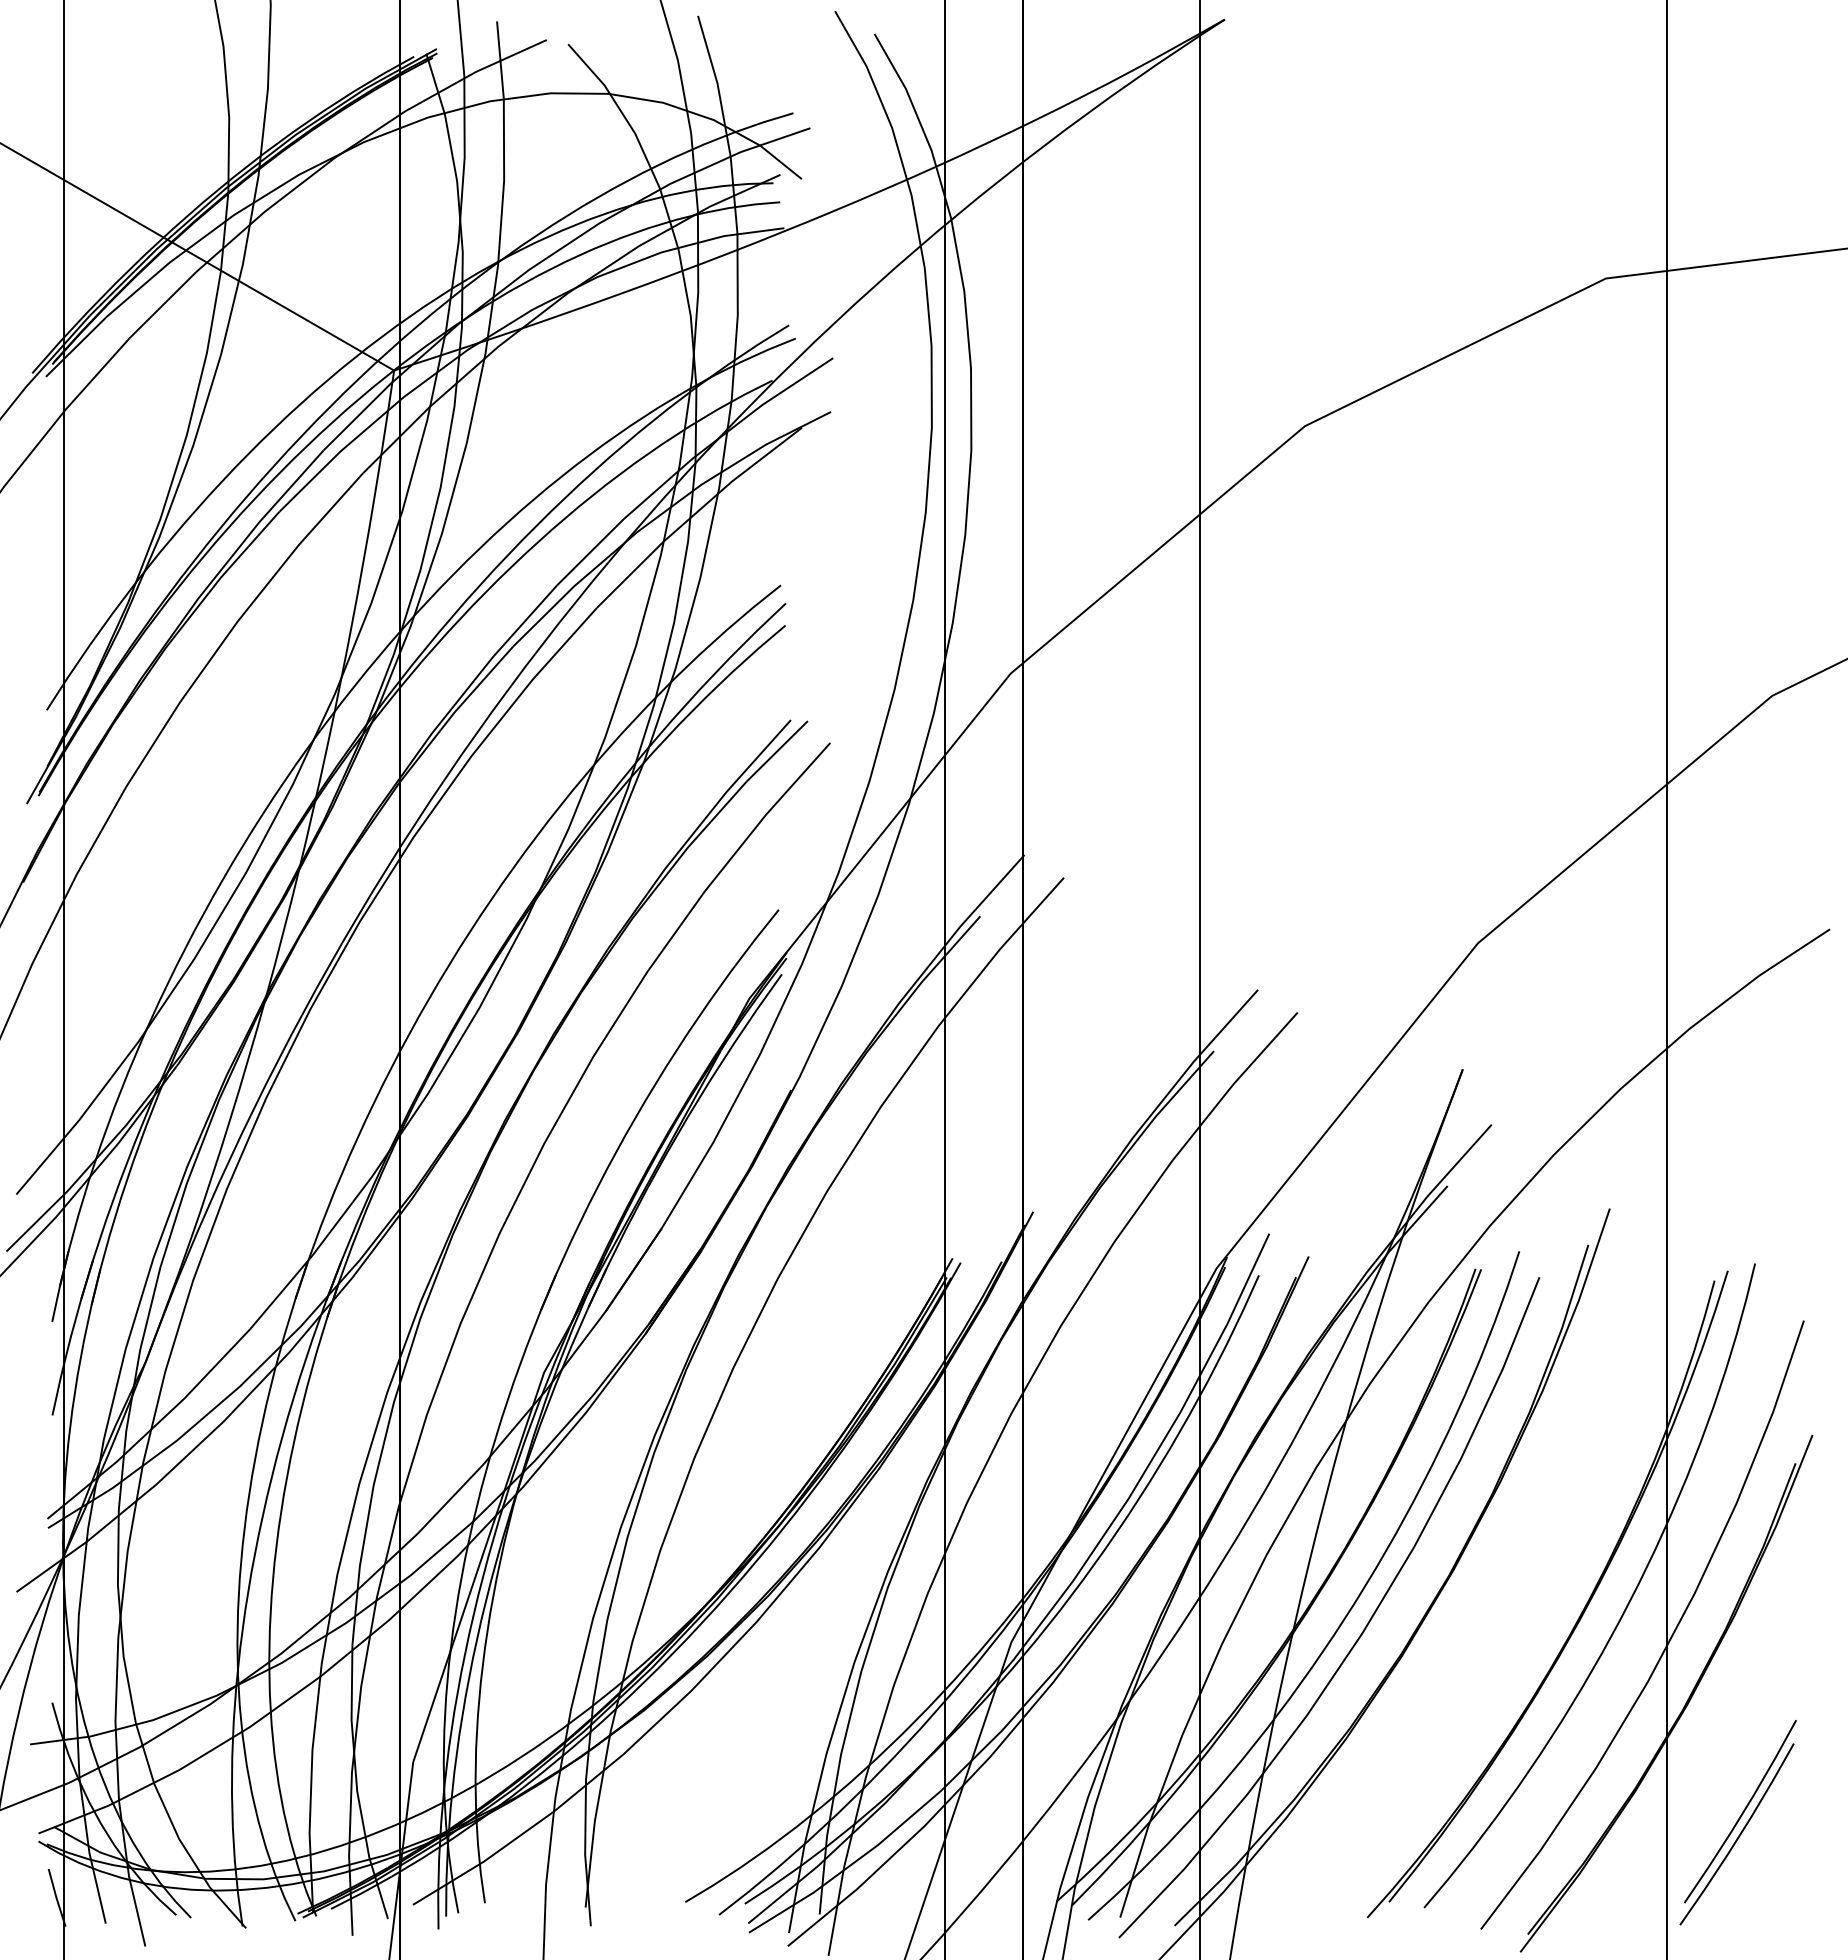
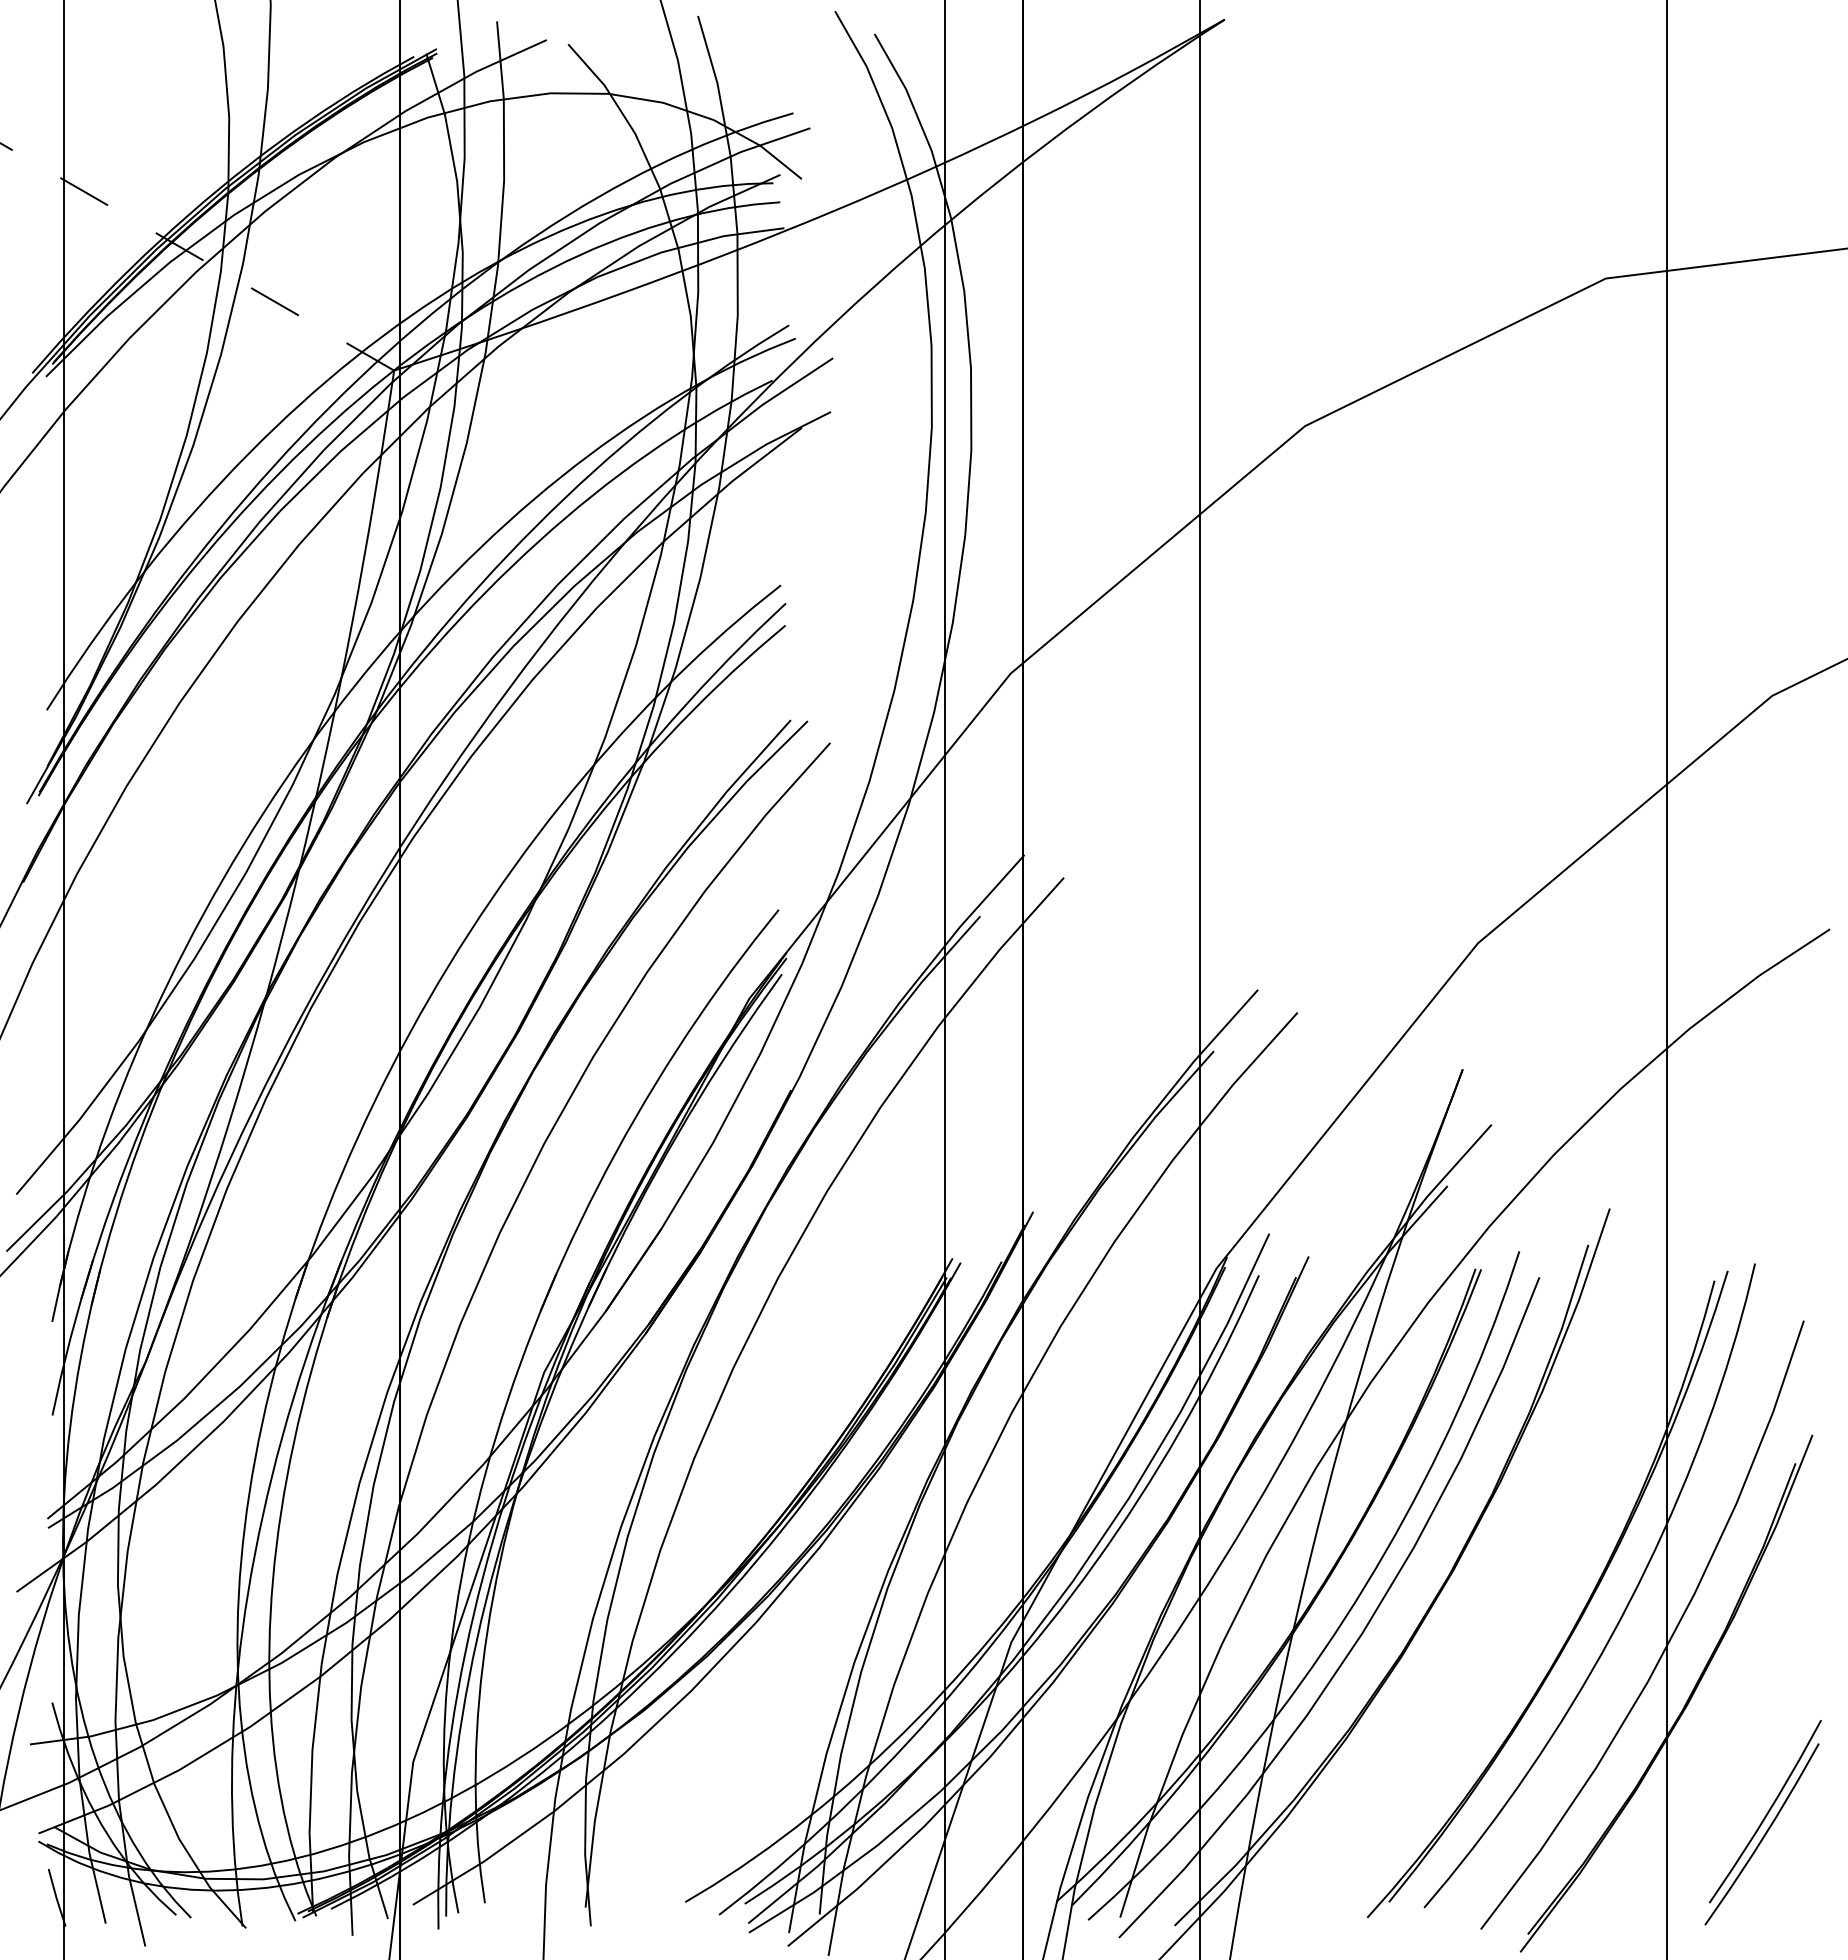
line: solid -> dashed (196, 256)
part position: (1737, 1822) -> (1762, 1822) (1762, 1822)
